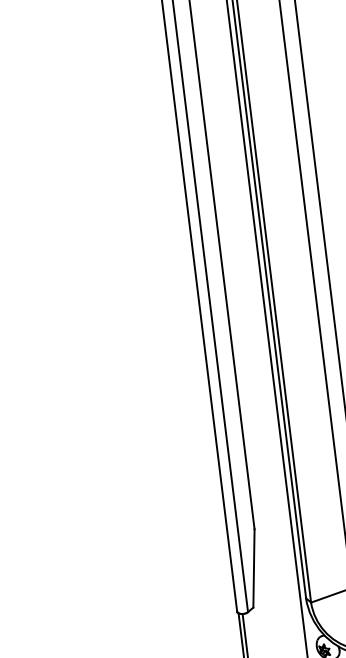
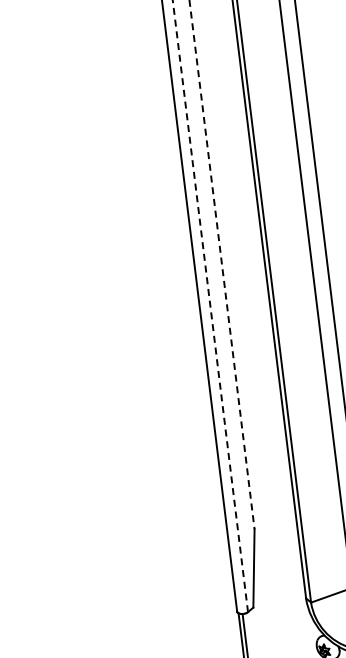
line: solid -> dashed (222, 265)
line: solid -> dashed (210, 306)
line: present -> none (267, 328)
